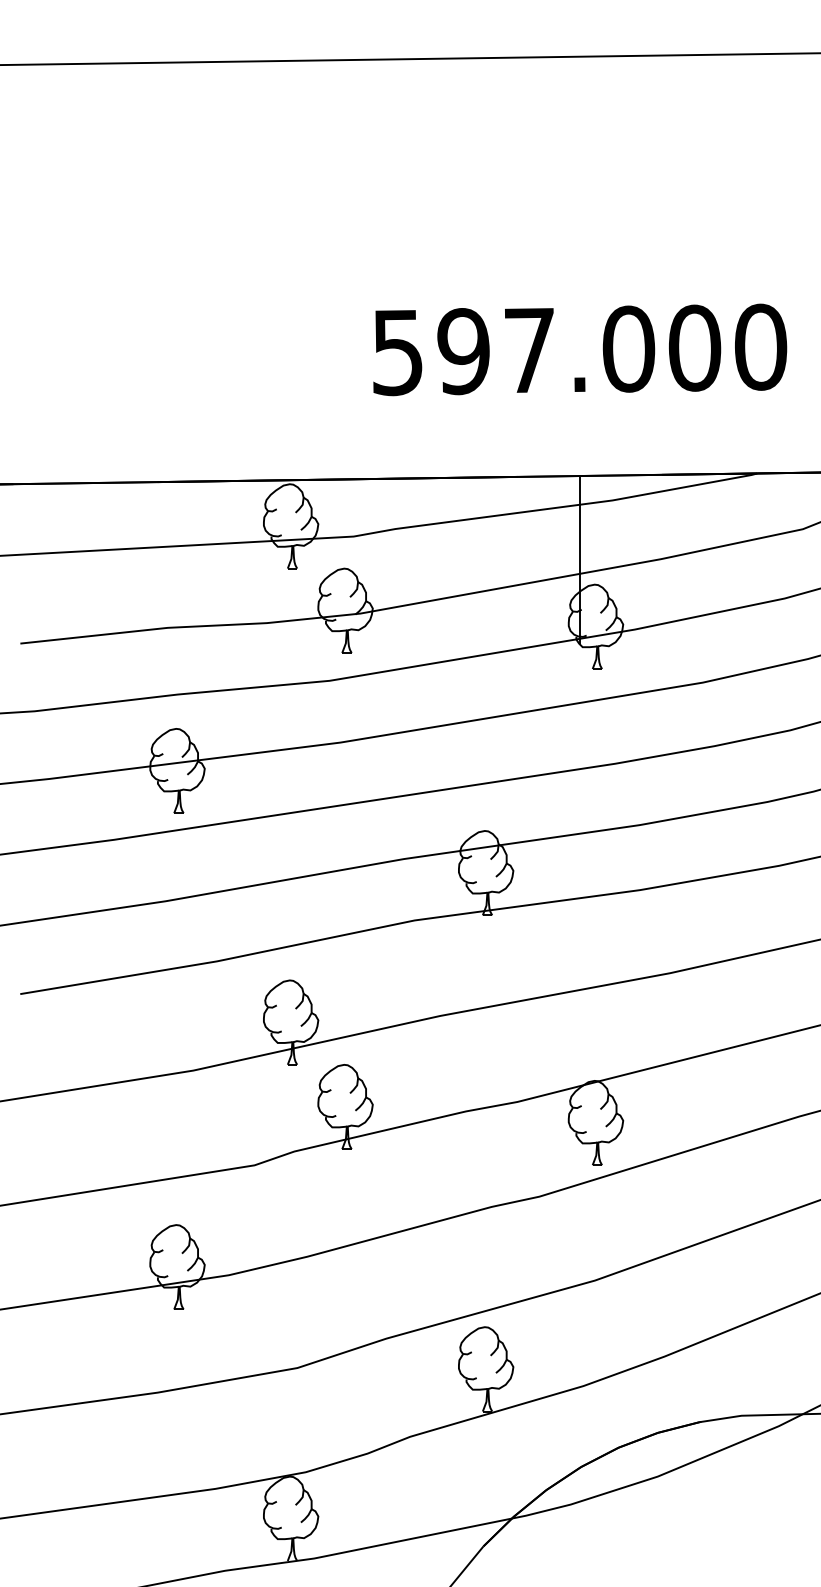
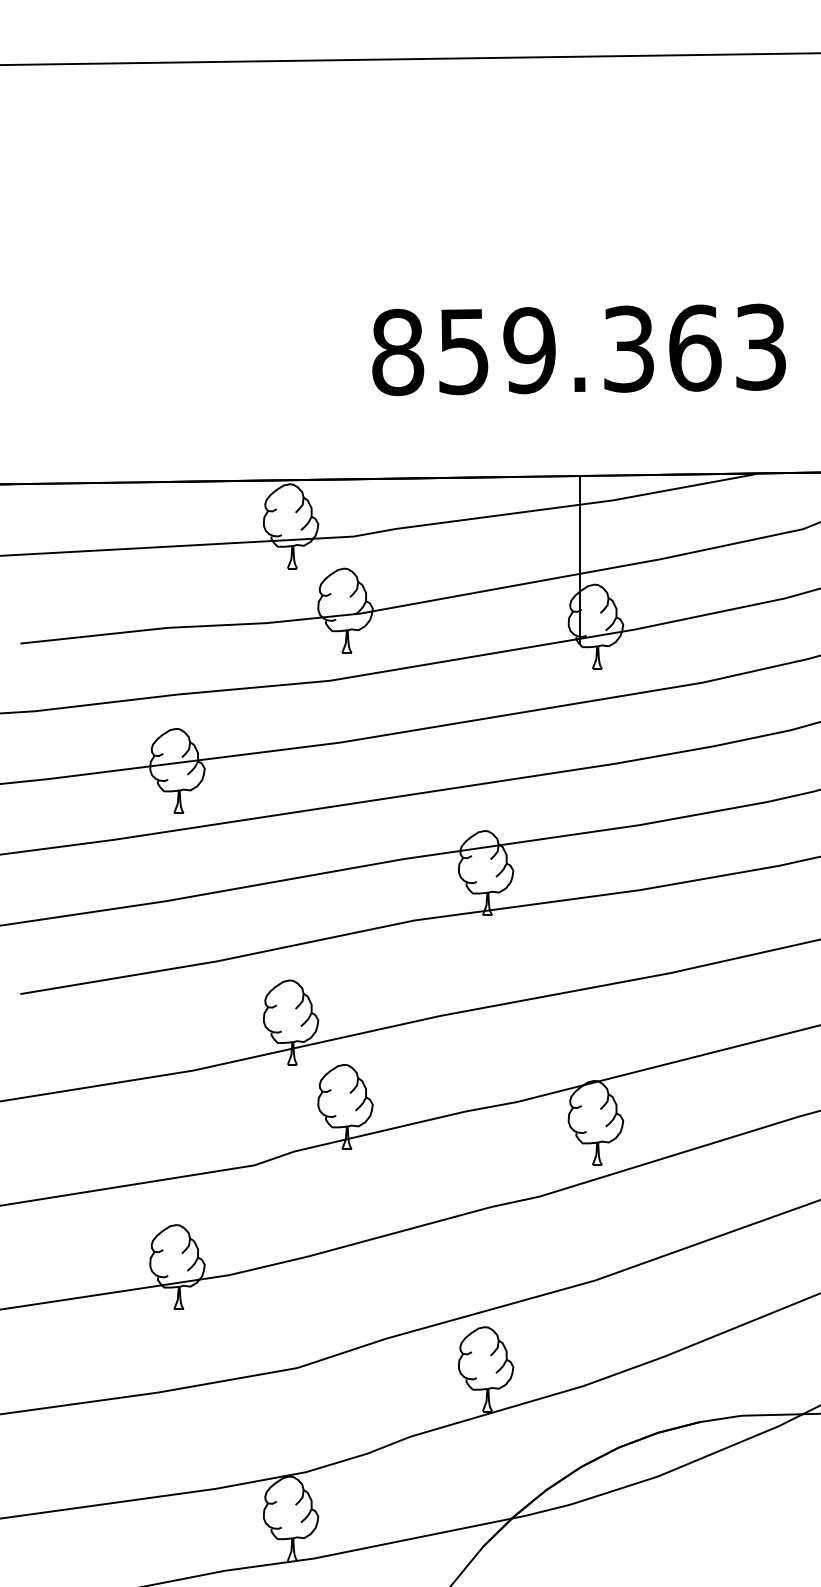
text: 597.000 -> 859.363 (579, 349)
